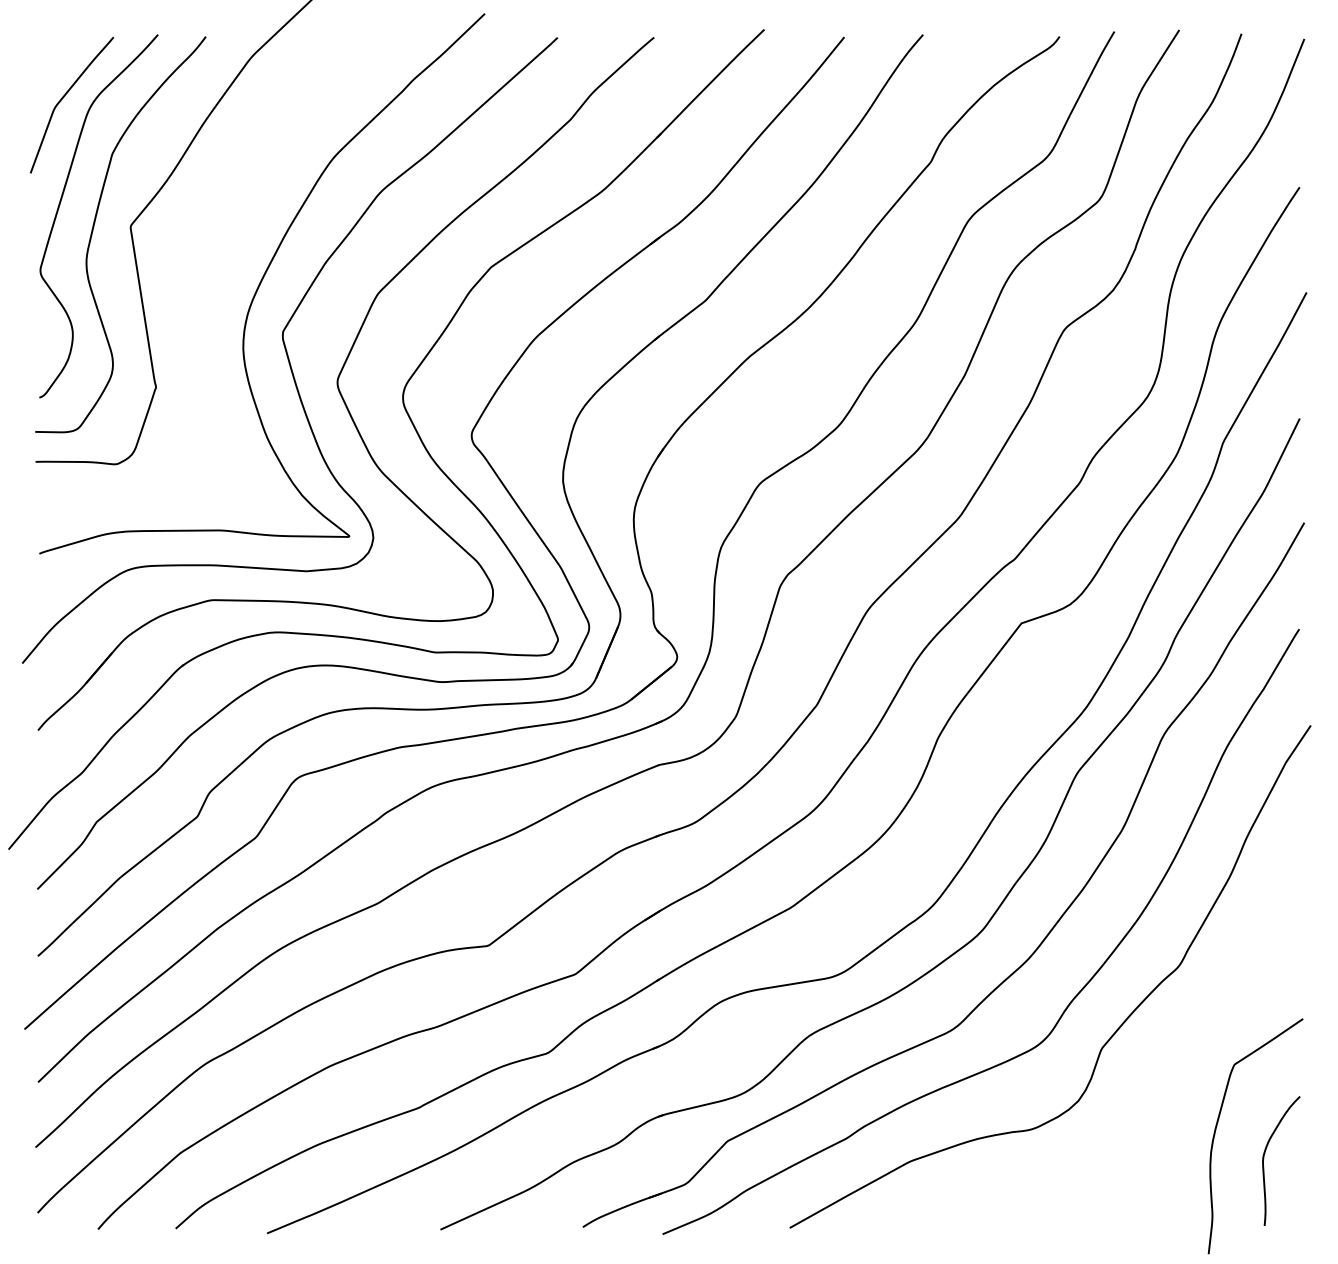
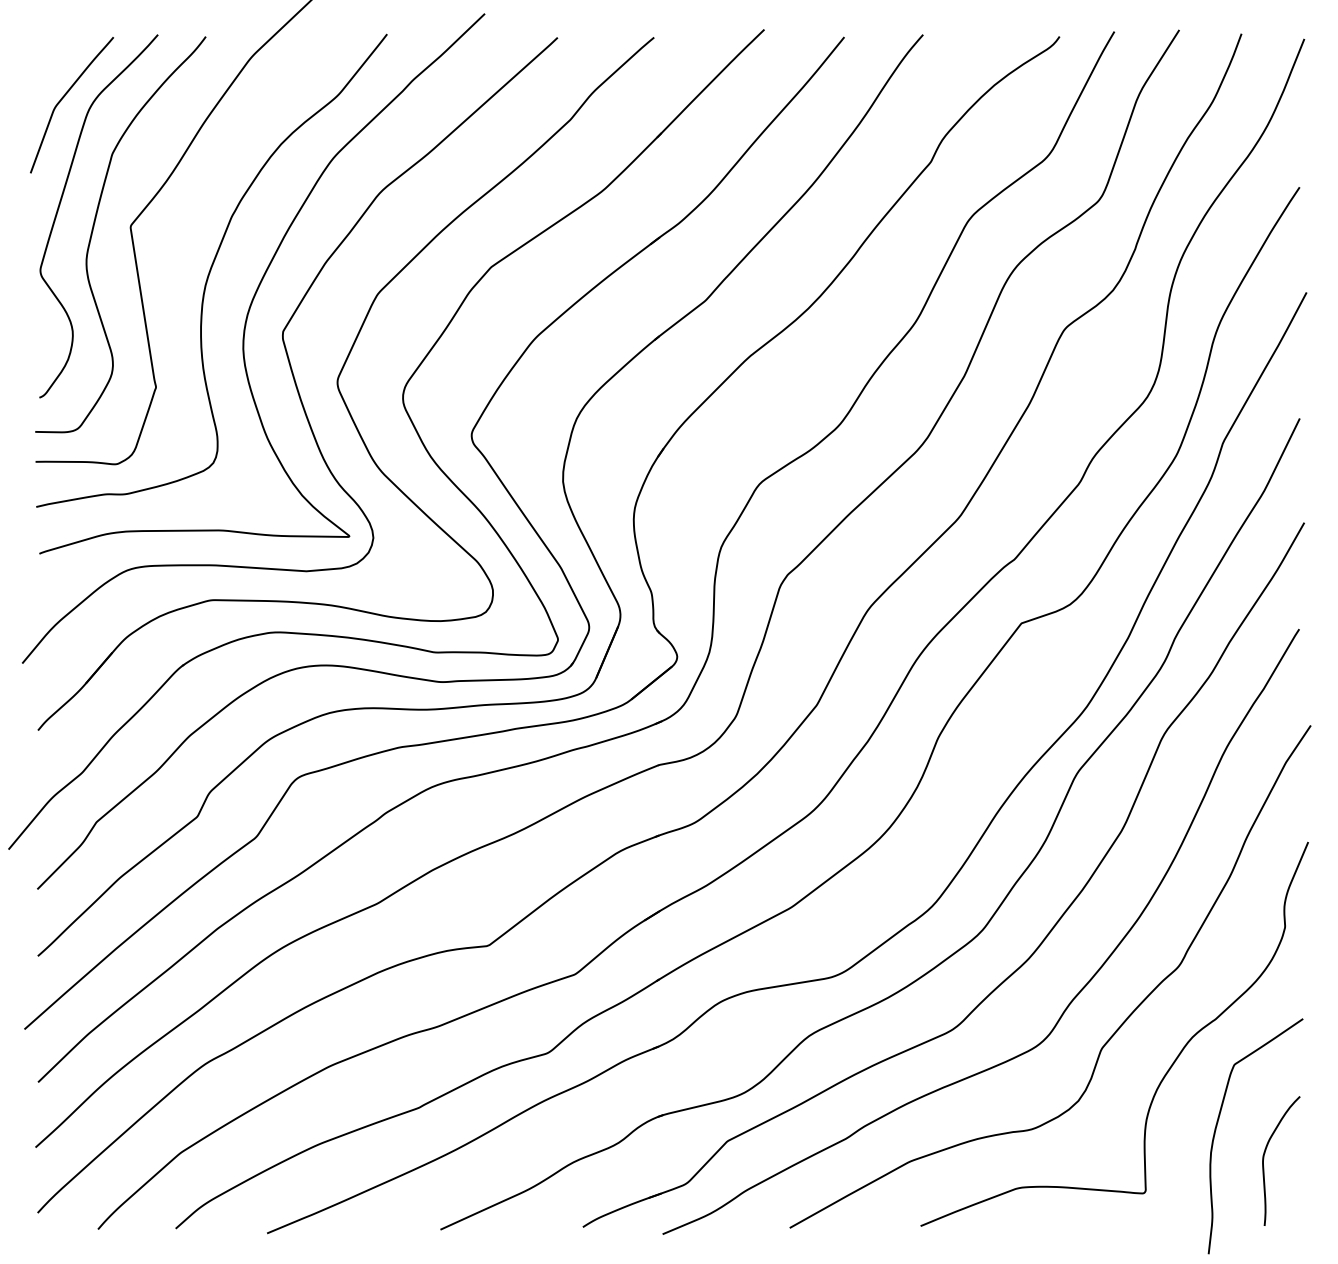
curve: none -> present (211, 270)
curve: none -> present (1168, 1068)
